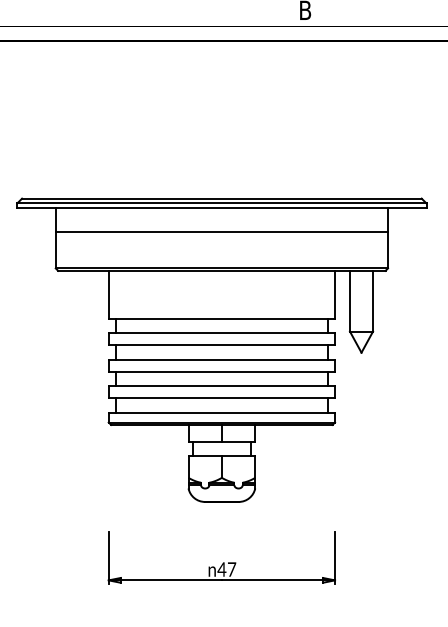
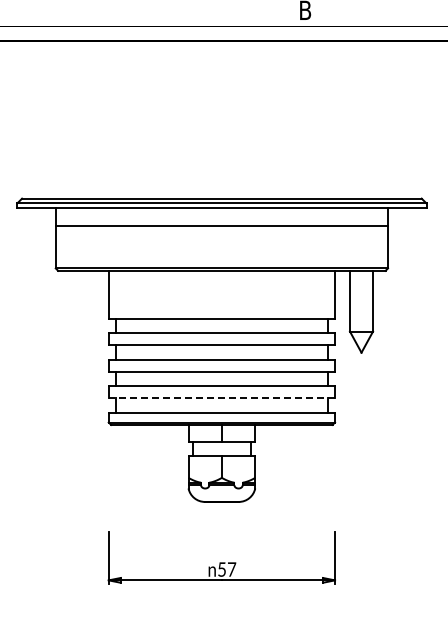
line position: (221, 232) -> (221, 226) (221, 226)
line: solid -> dashed (221, 398)
text: 47 -> 57 (221, 569)
